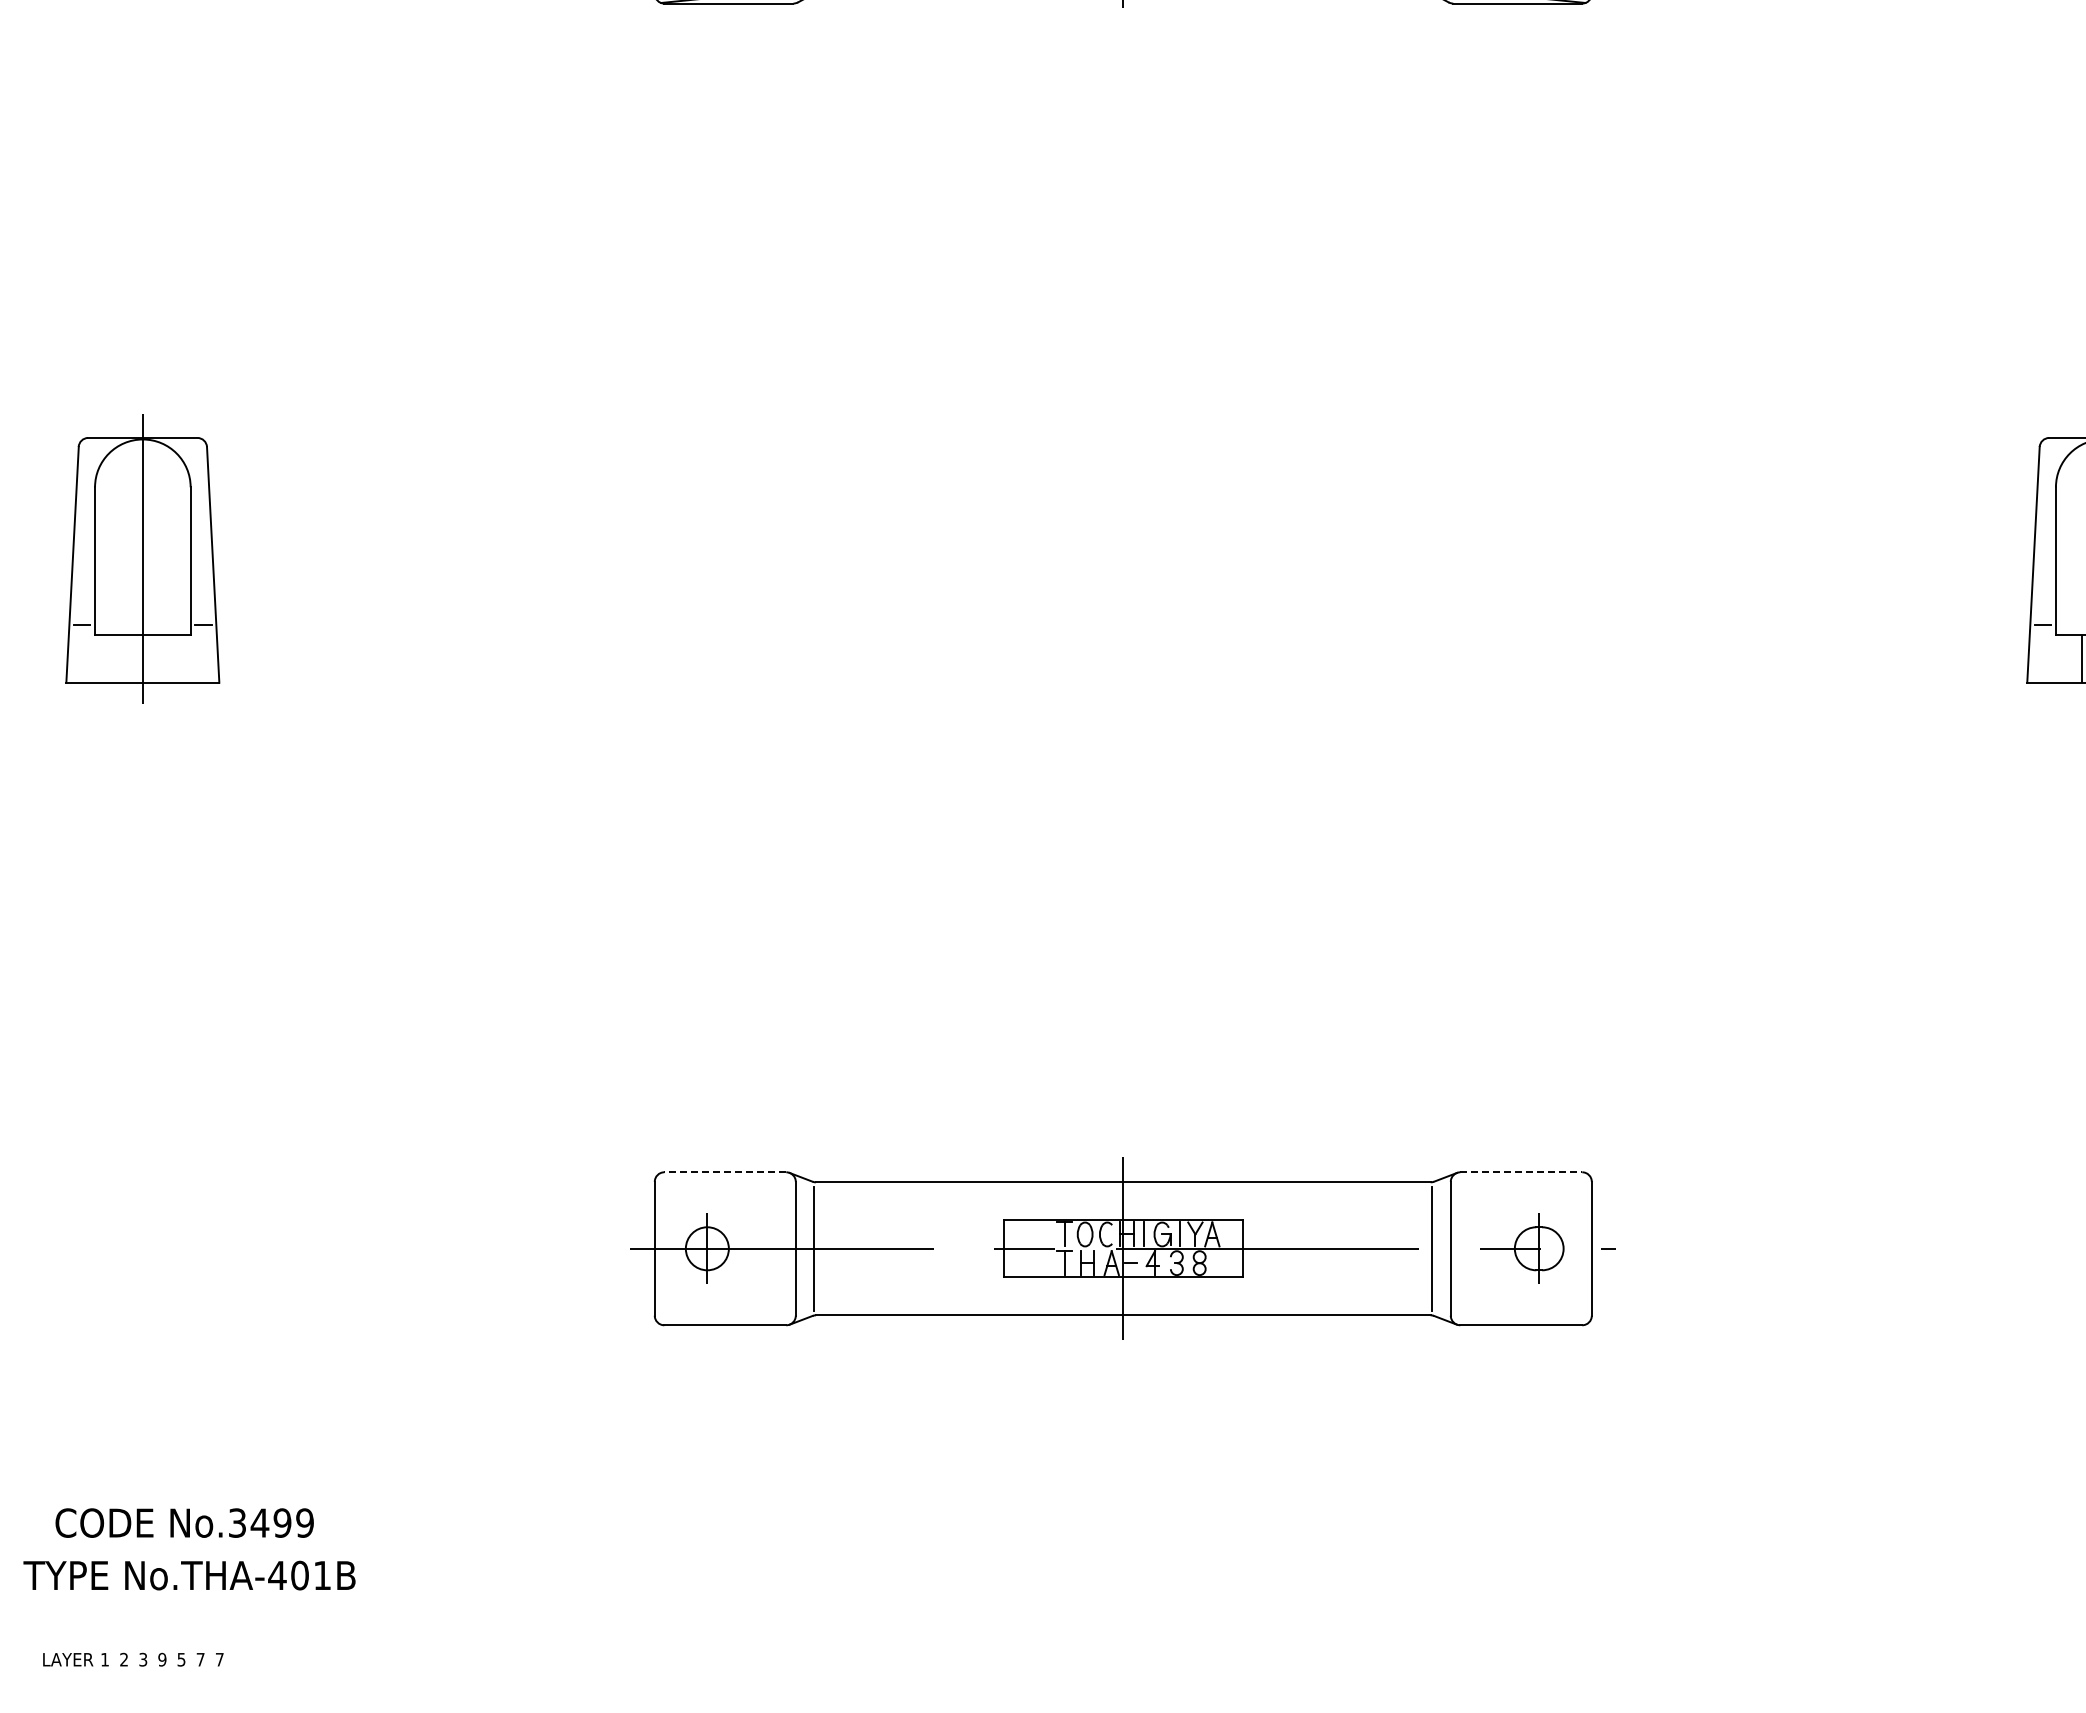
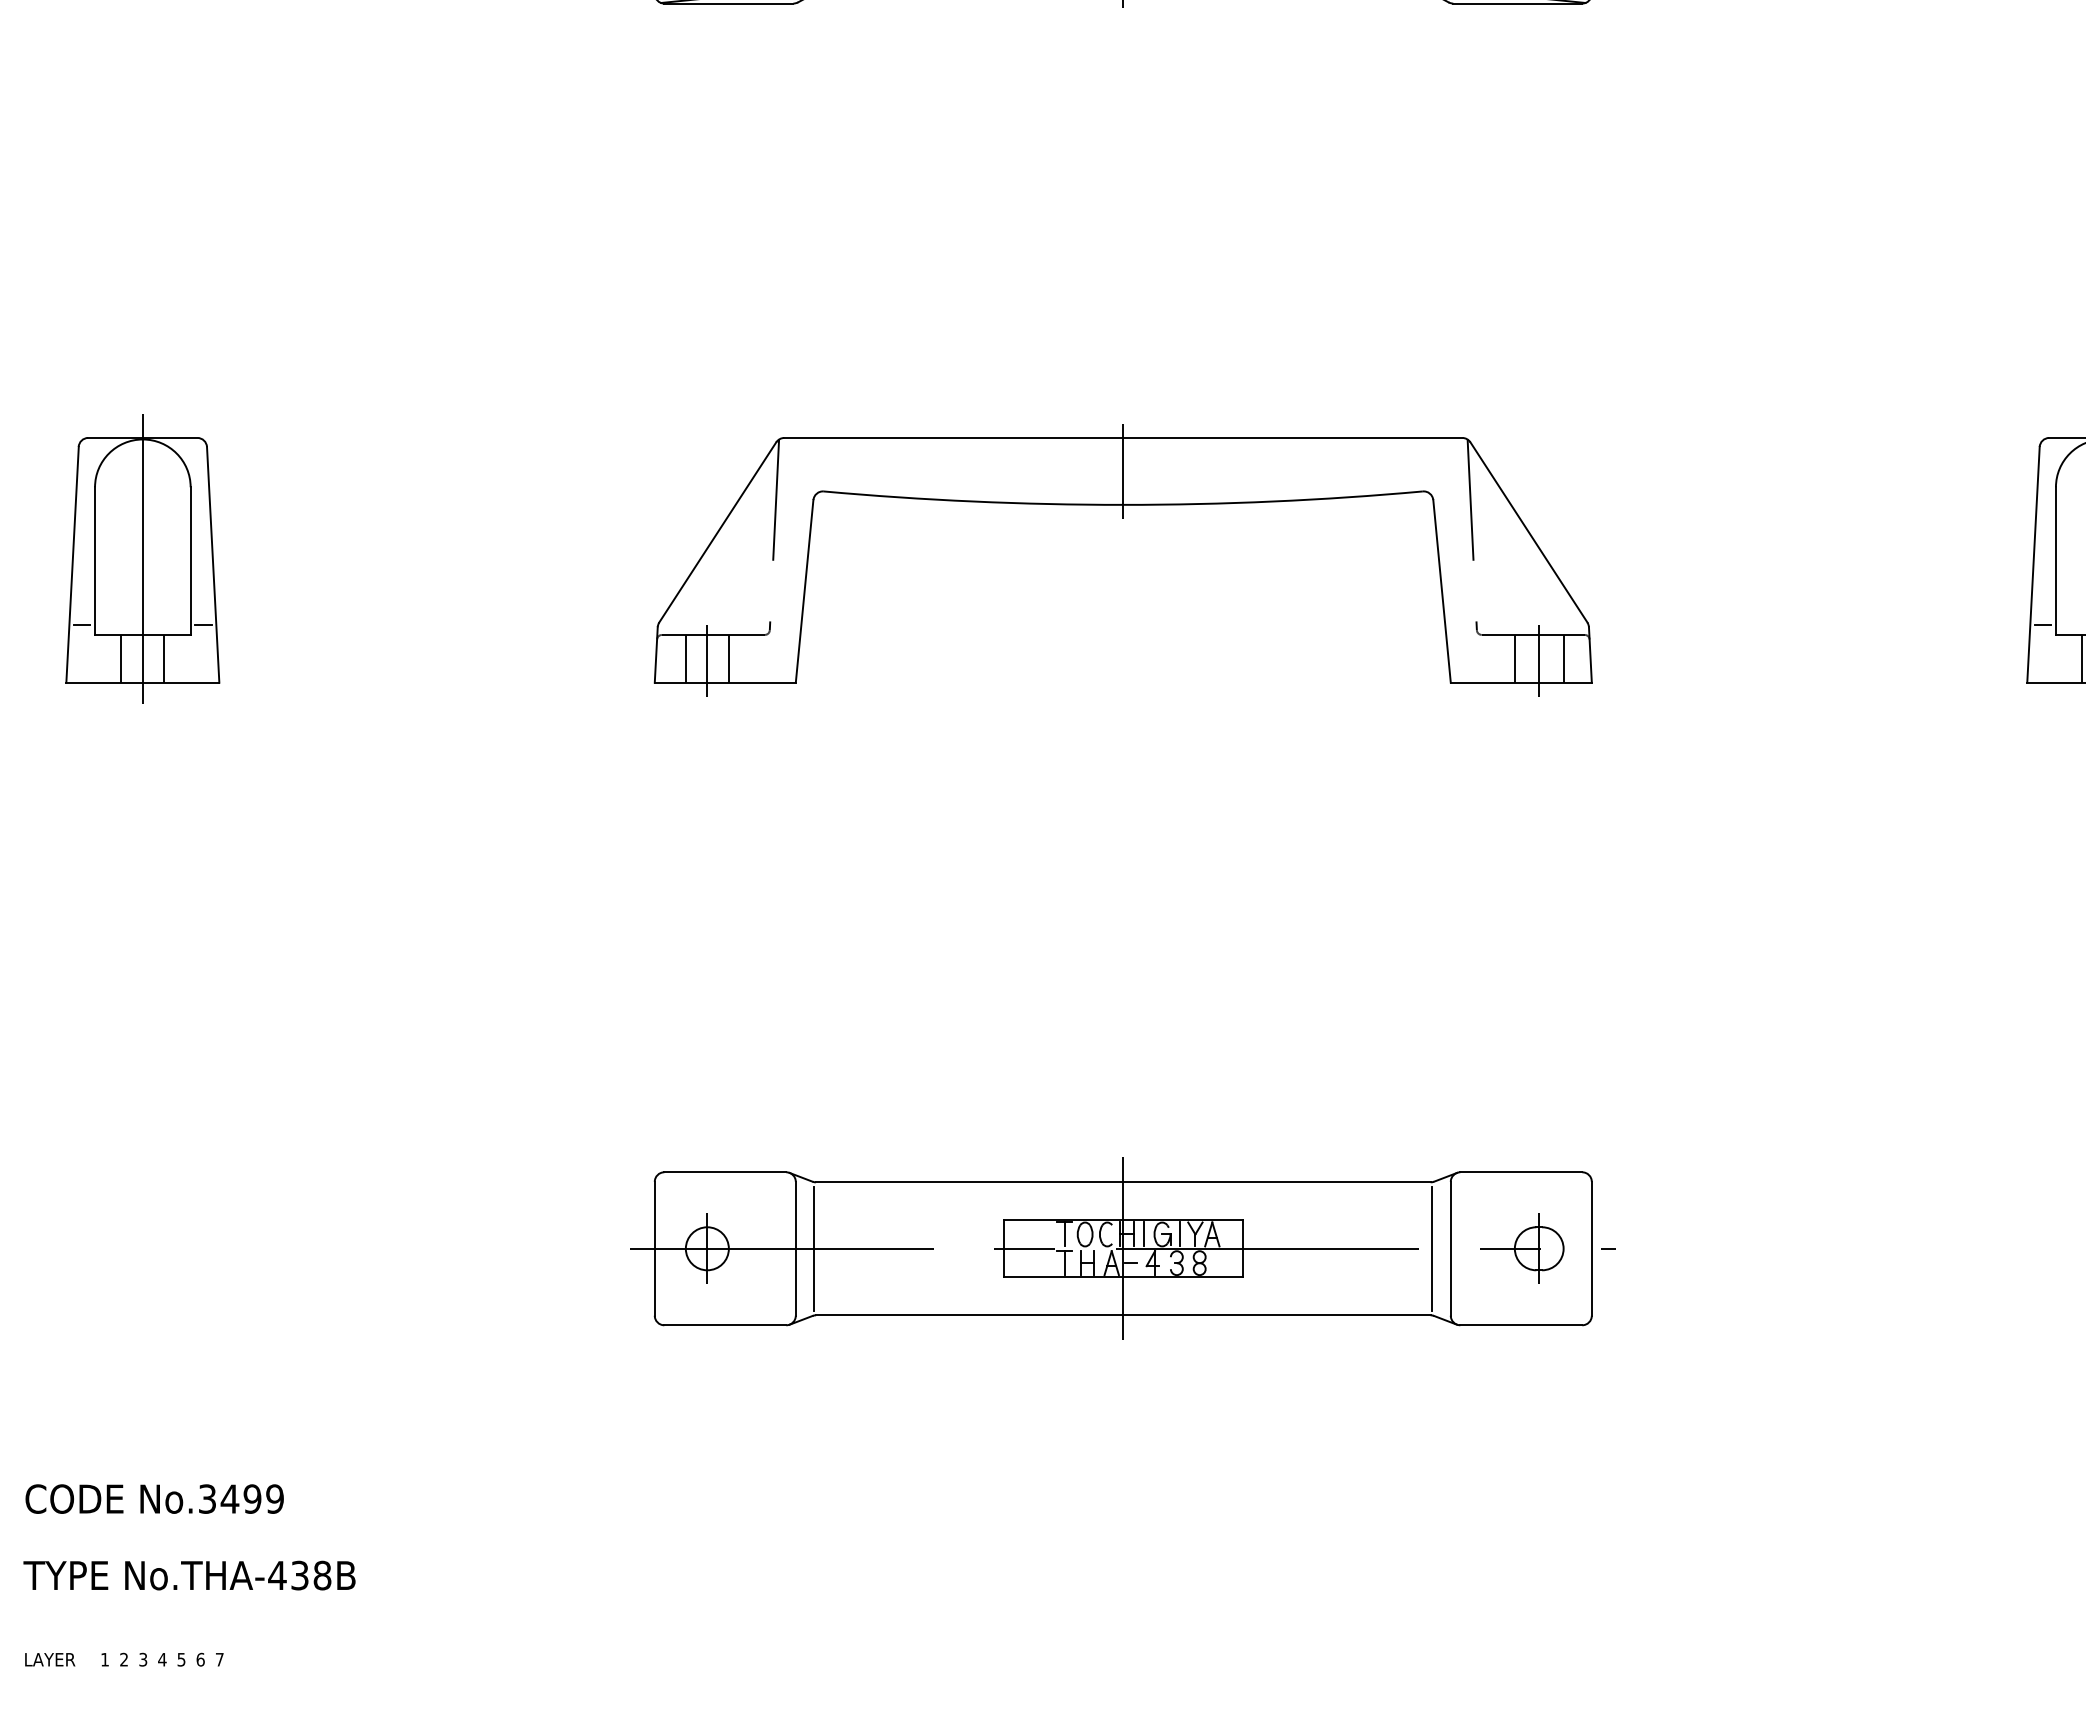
part: none -> present (1122, 518)
line: none -> present (121, 658)
line: none -> present (164, 658)
line: dashed -> solid (725, 1172)
line: dashed -> solid (1521, 1172)
text position: (184, 1522) -> (154, 1498) (154, 1498)
text: No.THA-401B -> No.THA-438B (311, 1575)
text position: (68, 1659) -> (50, 1659) (50, 1659)
text: 9 -> 4 (162, 1659)
text: 7 -> 6 (200, 1659)
